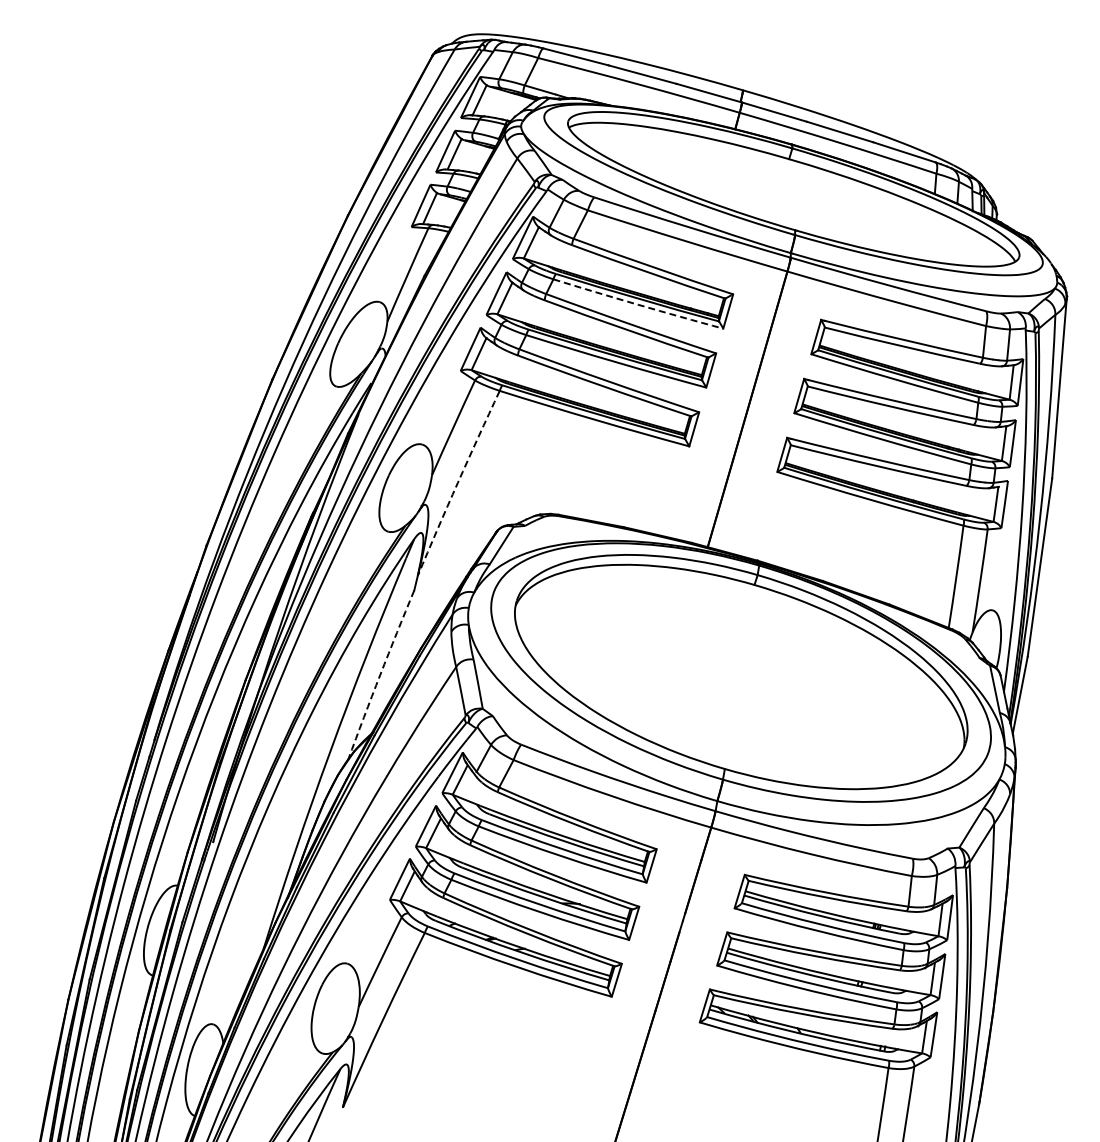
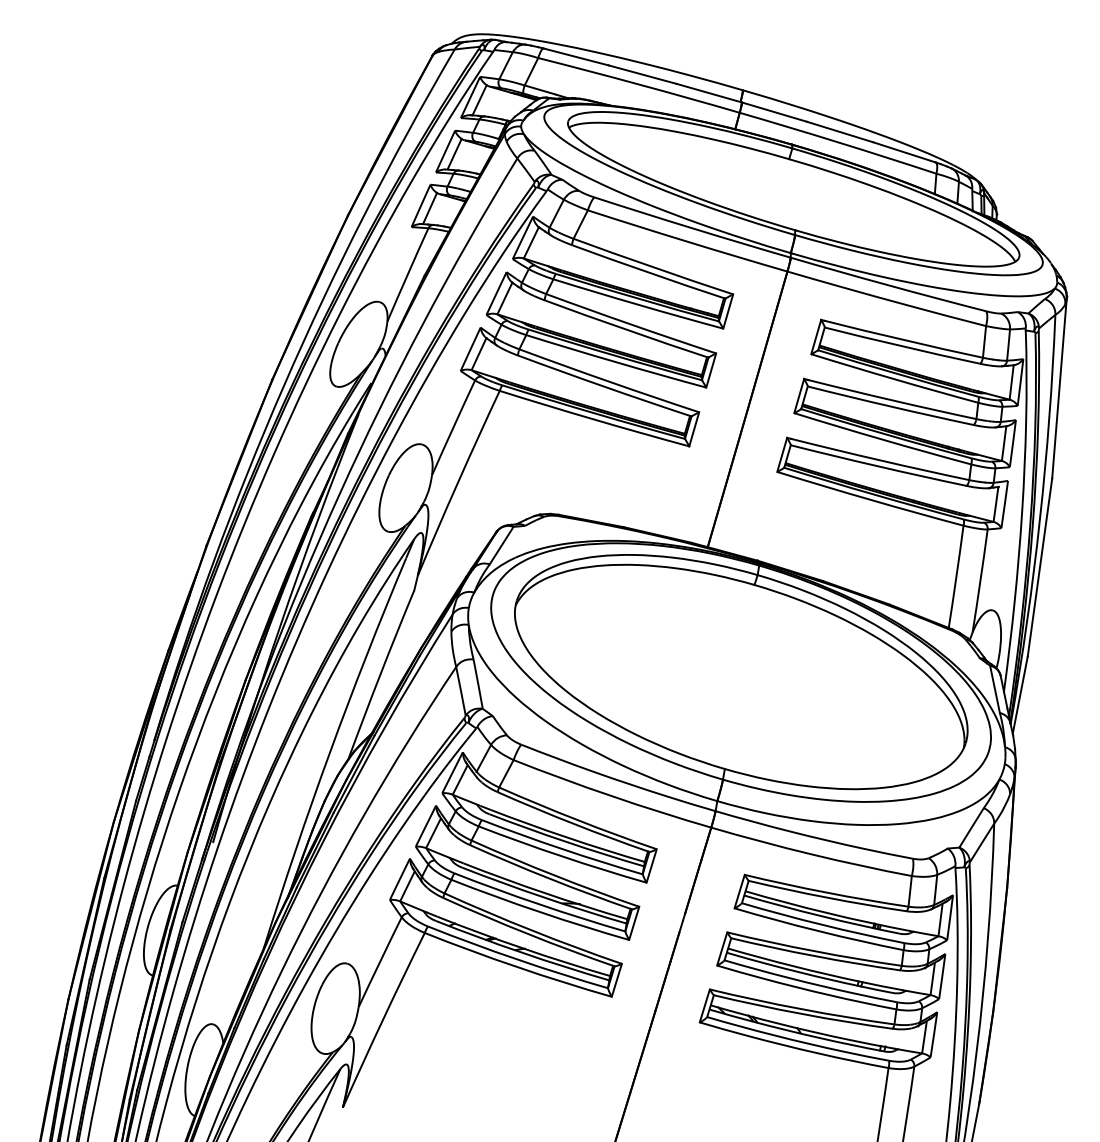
arc: dashed -> solid (638, 304)
arc: dashed -> solid (457, 482)
arc: dashed -> solid (380, 674)
